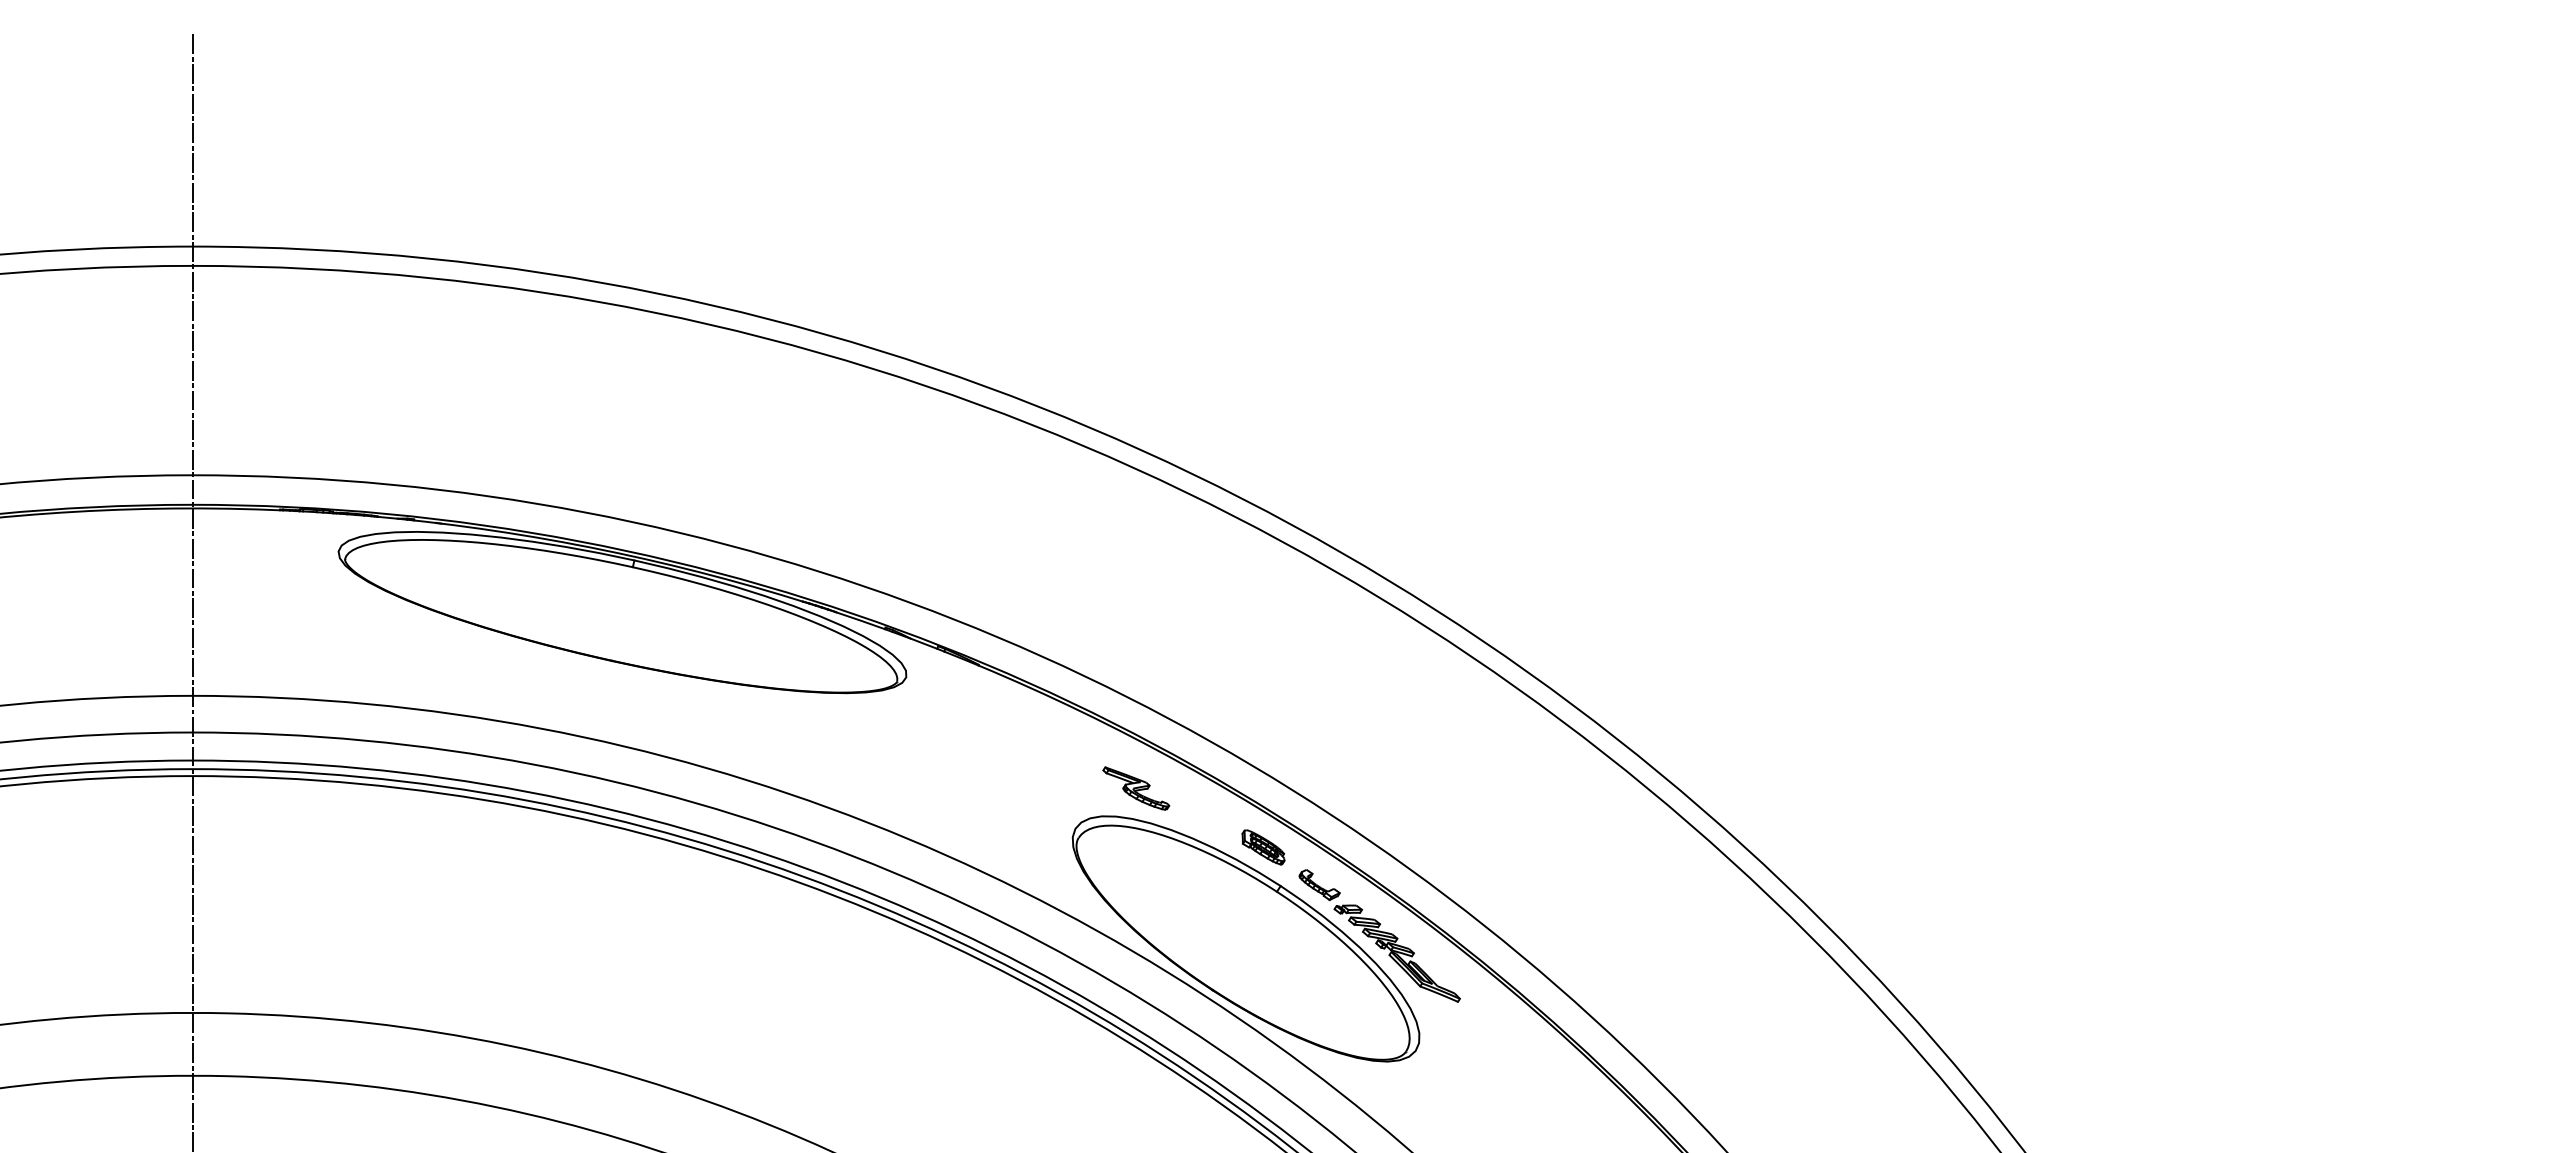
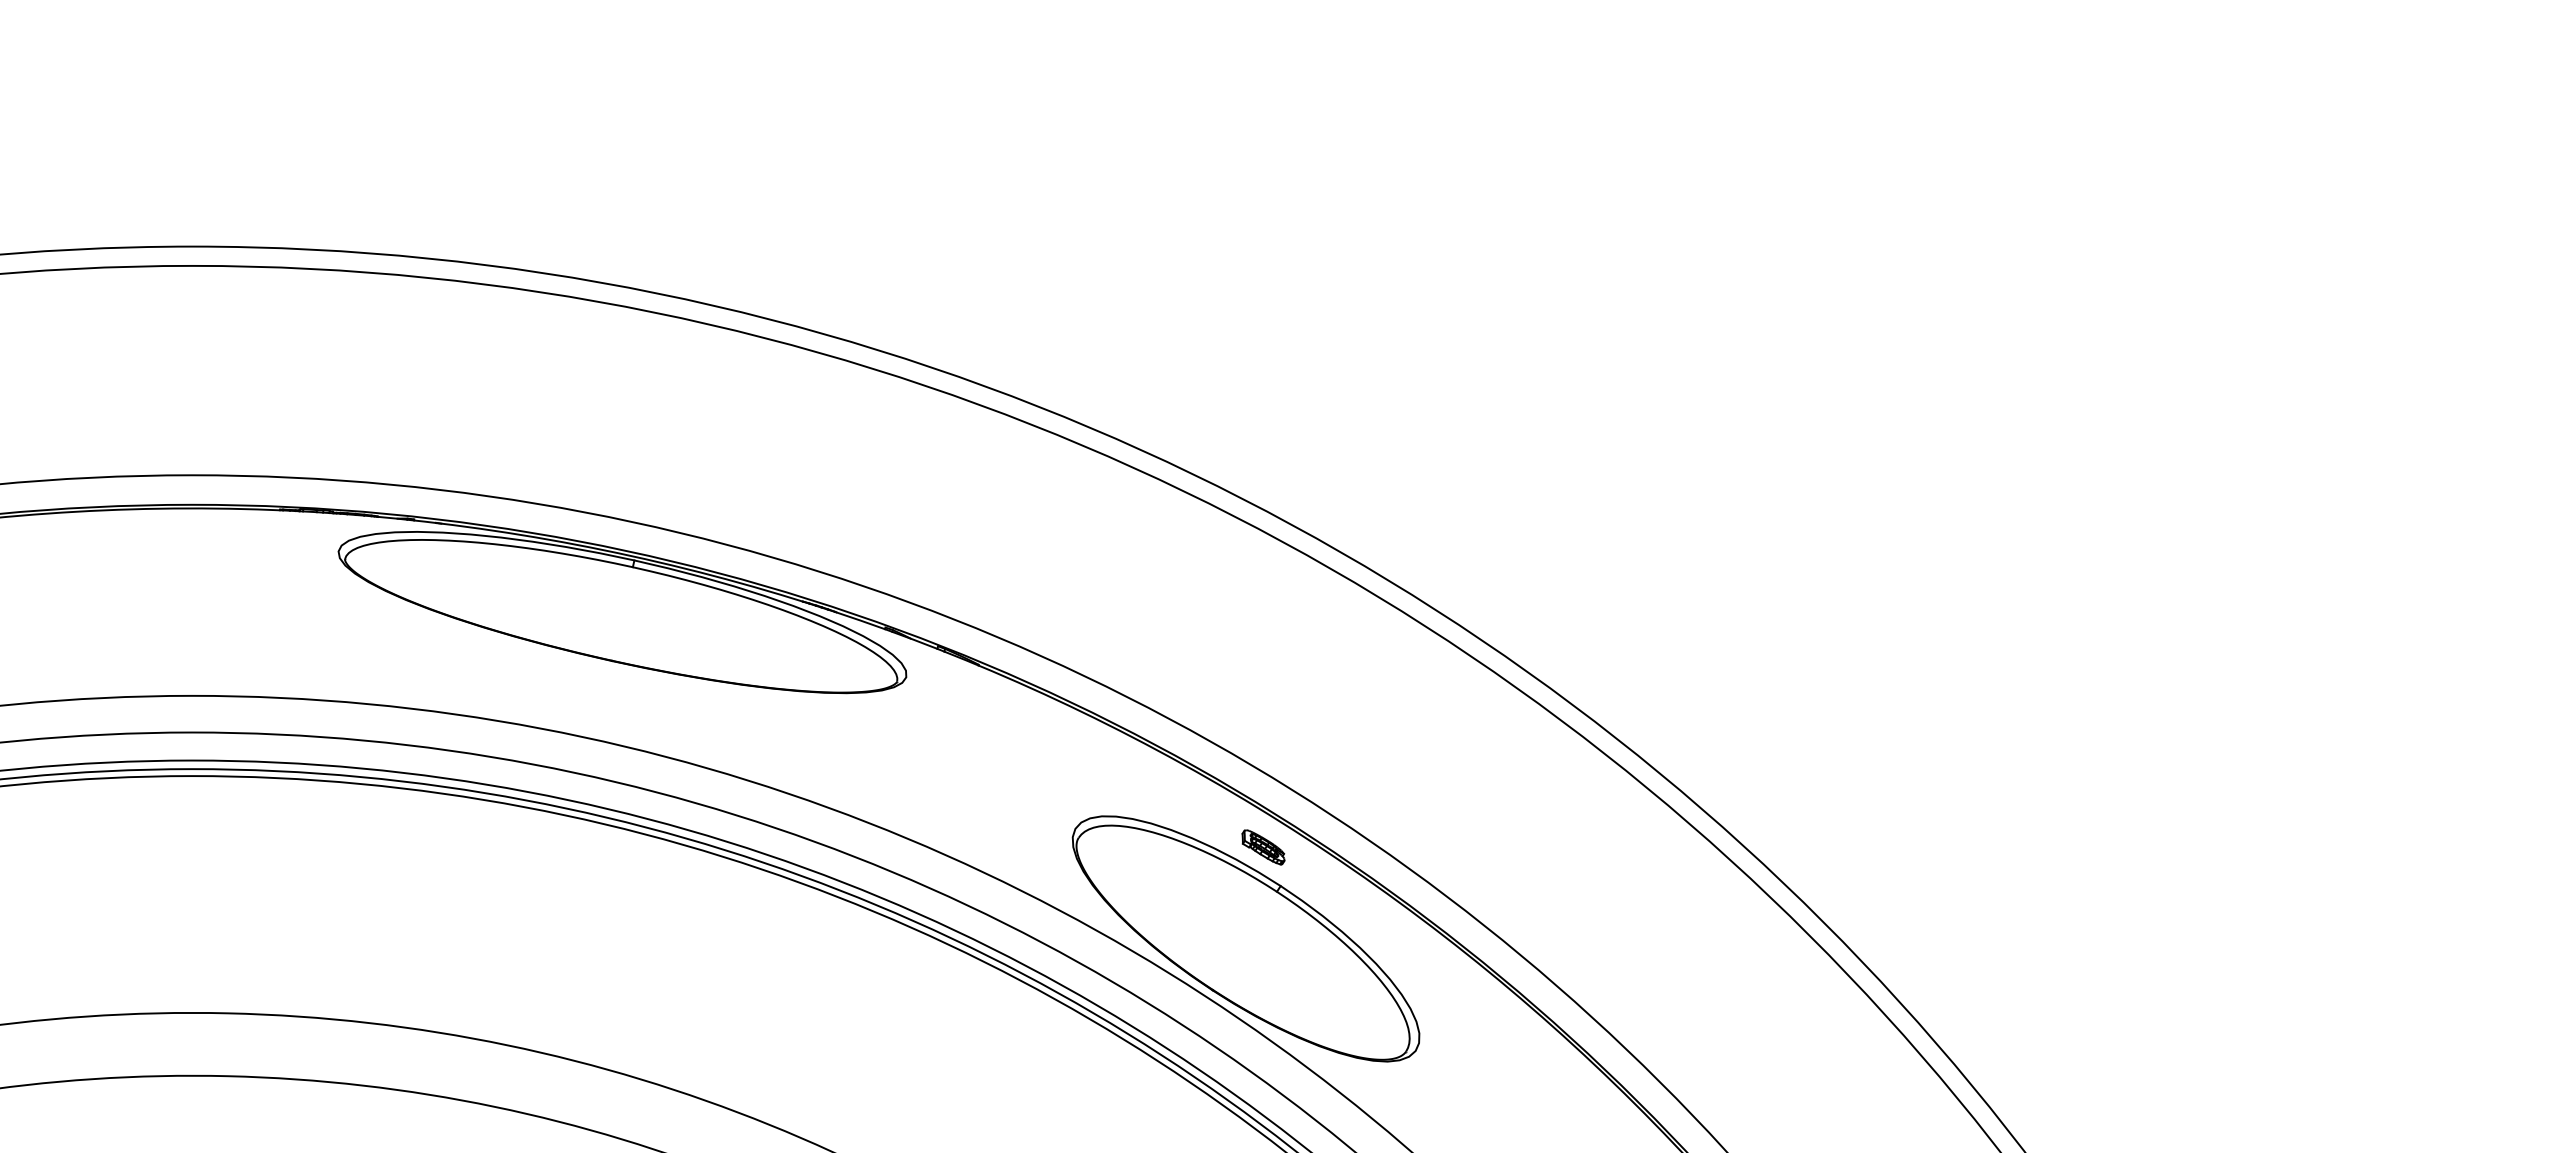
line: present -> none (192, 591)
part: present -> none (1136, 788)
part: present -> none (1379, 935)
